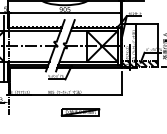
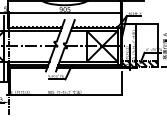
part: present -> none (80, 112)
